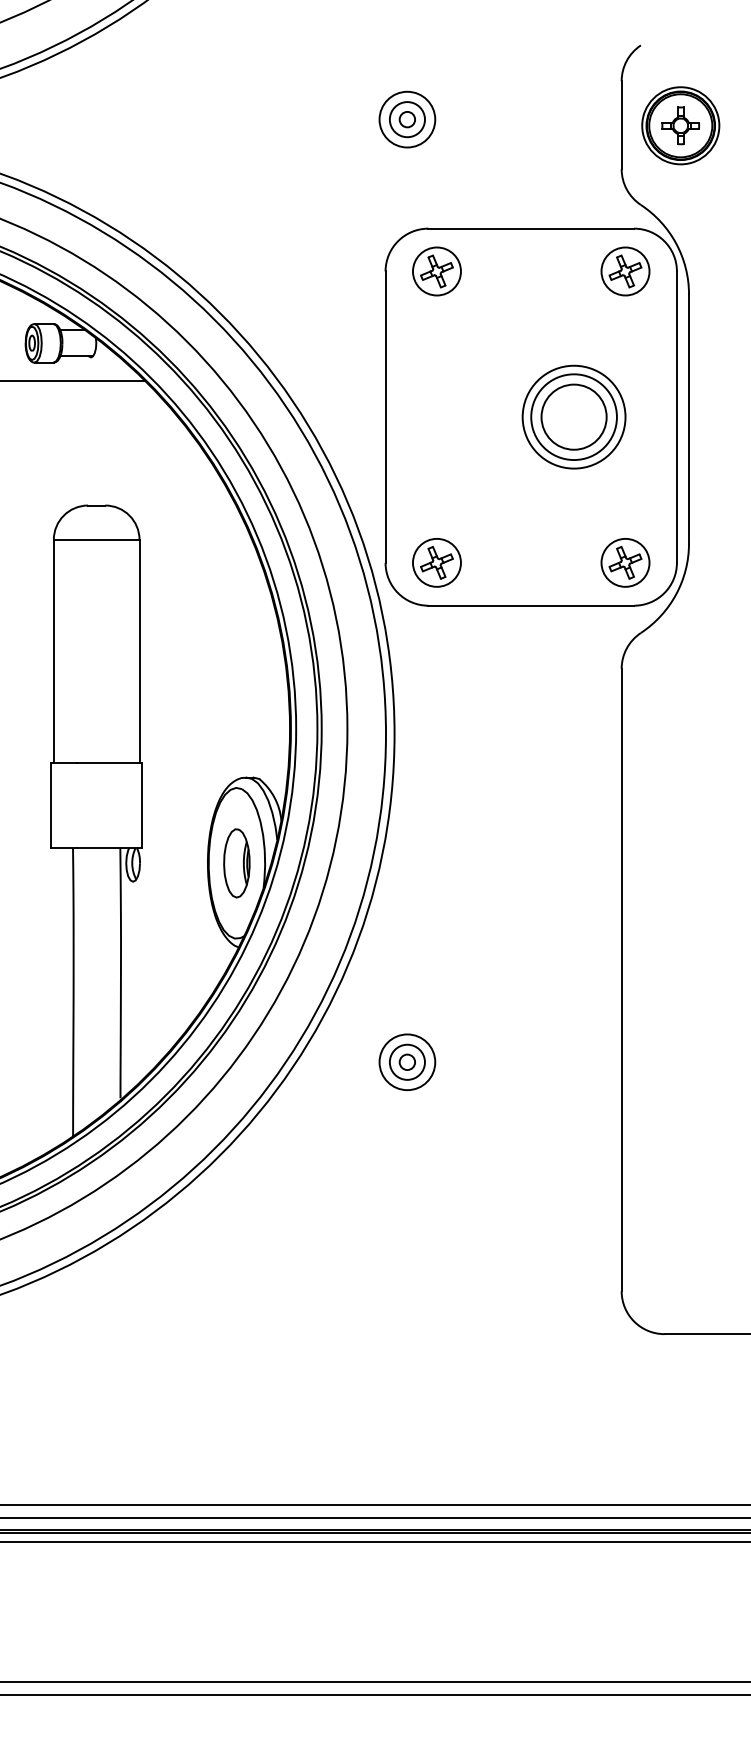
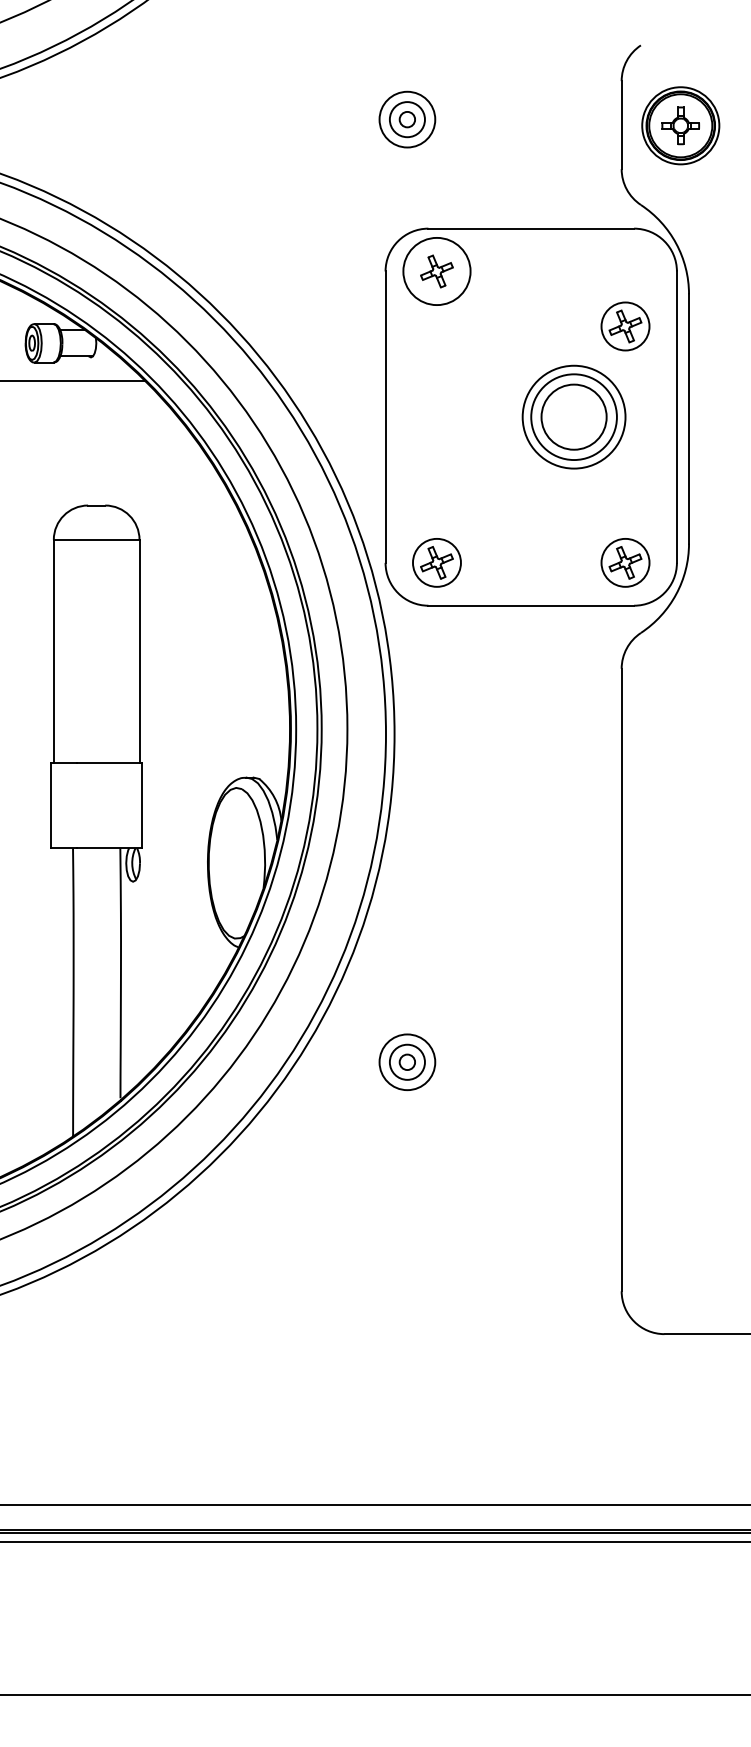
circle diameter: 48 px -> 67 px (436, 271)
part position: (625, 271) -> (625, 326) (625, 326)
part: present -> none (236, 863)
line: present -> none (374, 1518)
line: present -> none (374, 1682)
